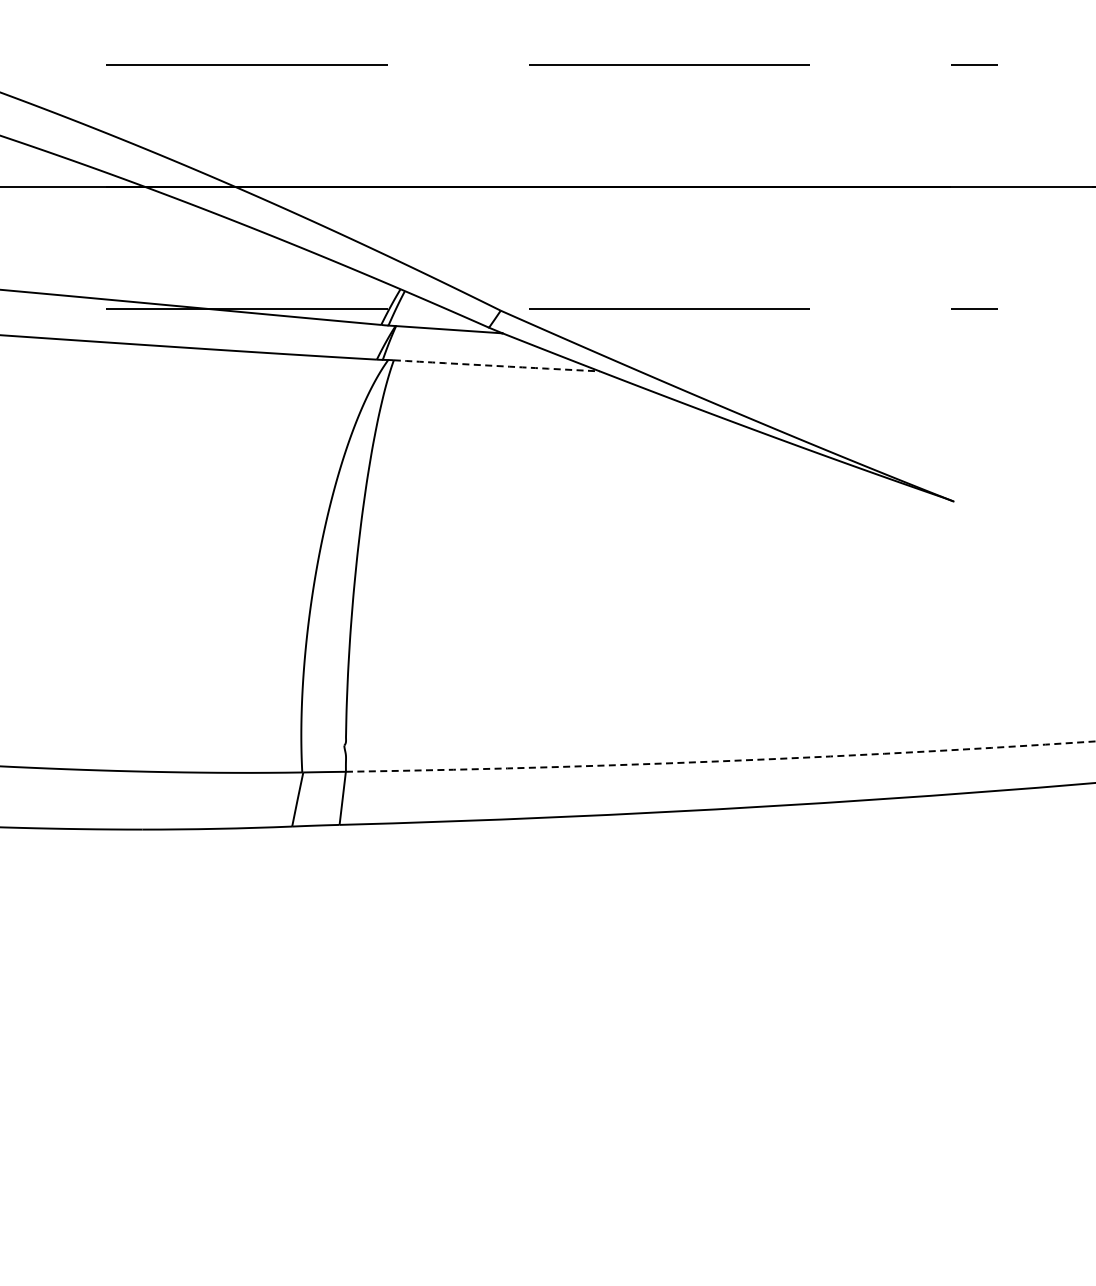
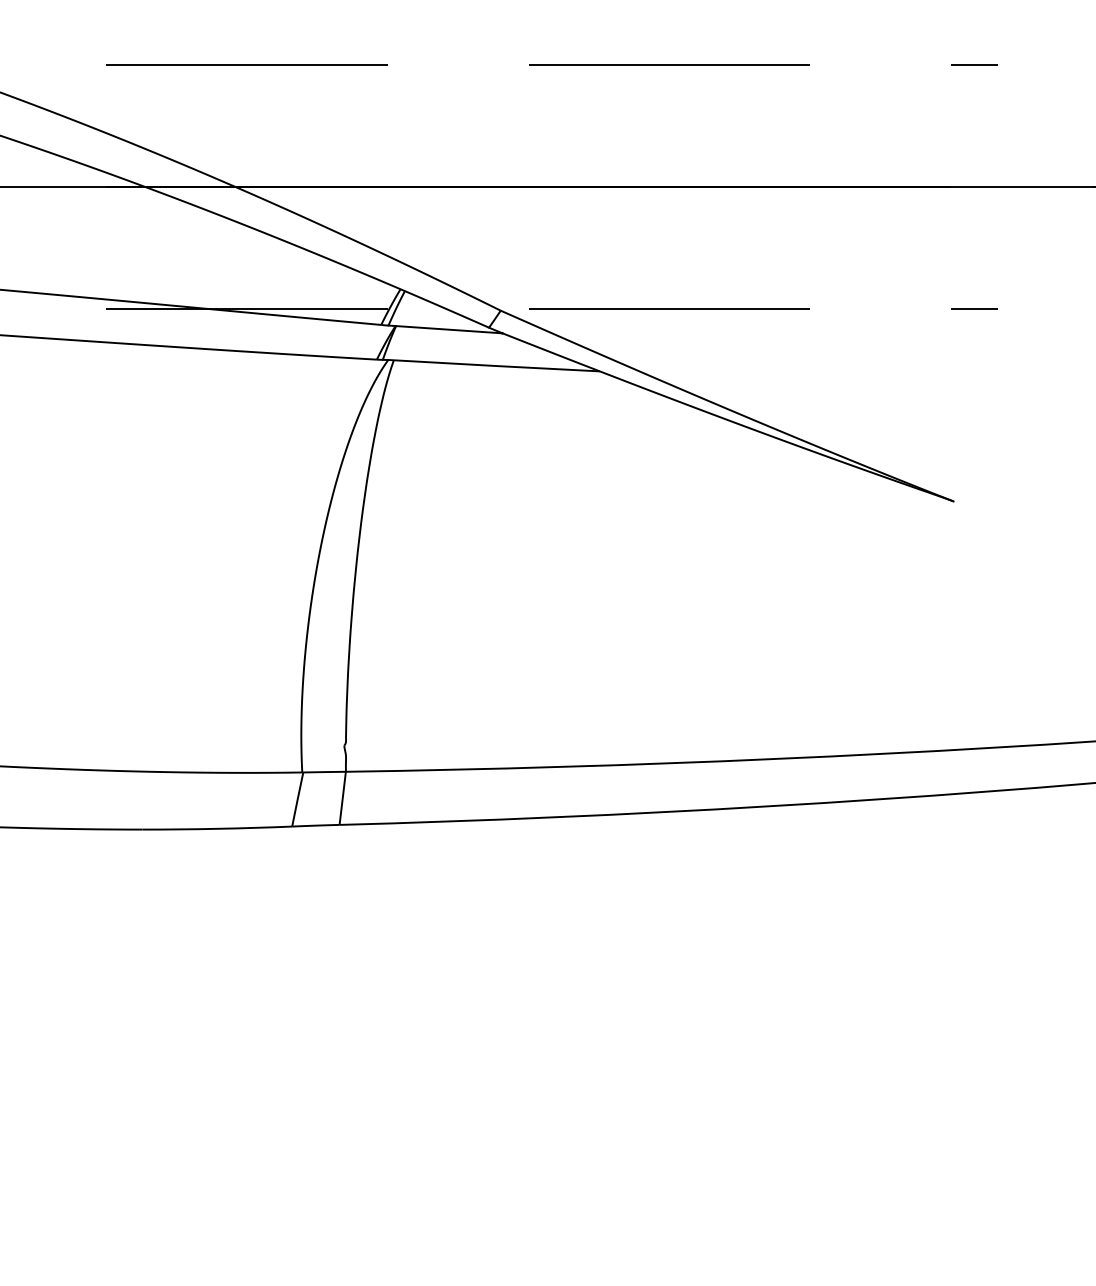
arc: dashed -> solid (496, 366)
arc: dashed -> solid (720, 761)
